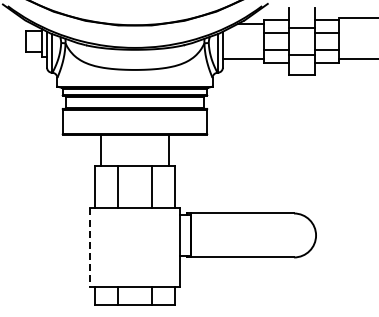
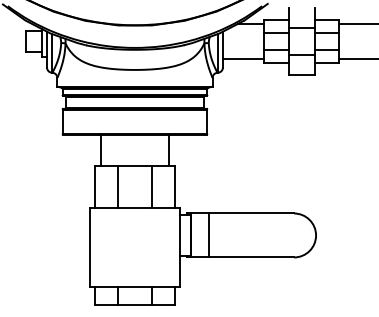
line position: (357, 18) -> (357, 24) (357, 24)
line: none -> present (209, 235)
line: dashed -> solid (89, 248)
